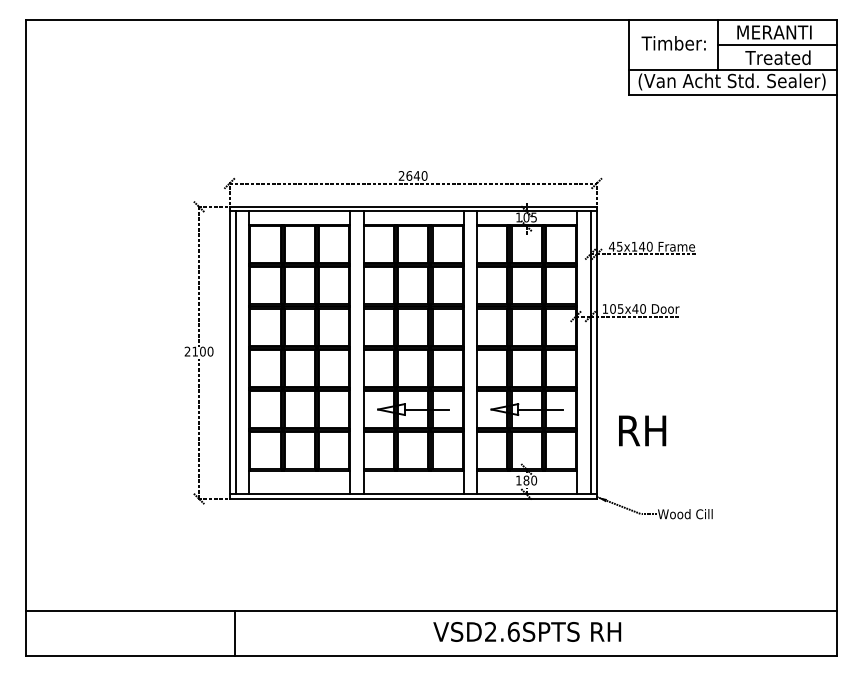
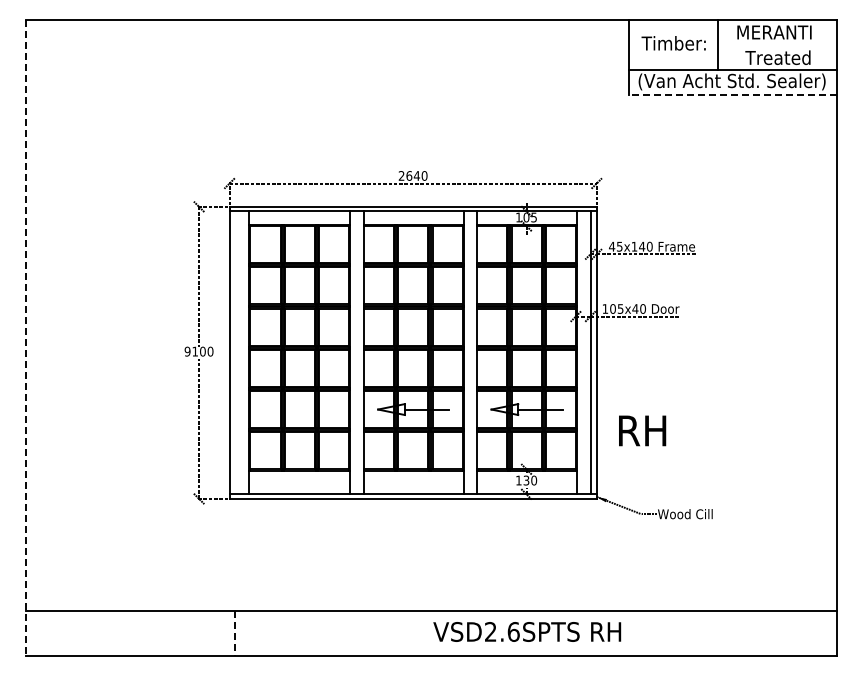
line: present -> none (777, 45)
line: solid -> dashed (732, 94)
line: solid -> dashed (25, 337)
text: 2100 -> 9100 (187, 351)
line: present -> none (235, 352)
text: 180 -> 130 (526, 480)
line: solid -> dashed (234, 633)
